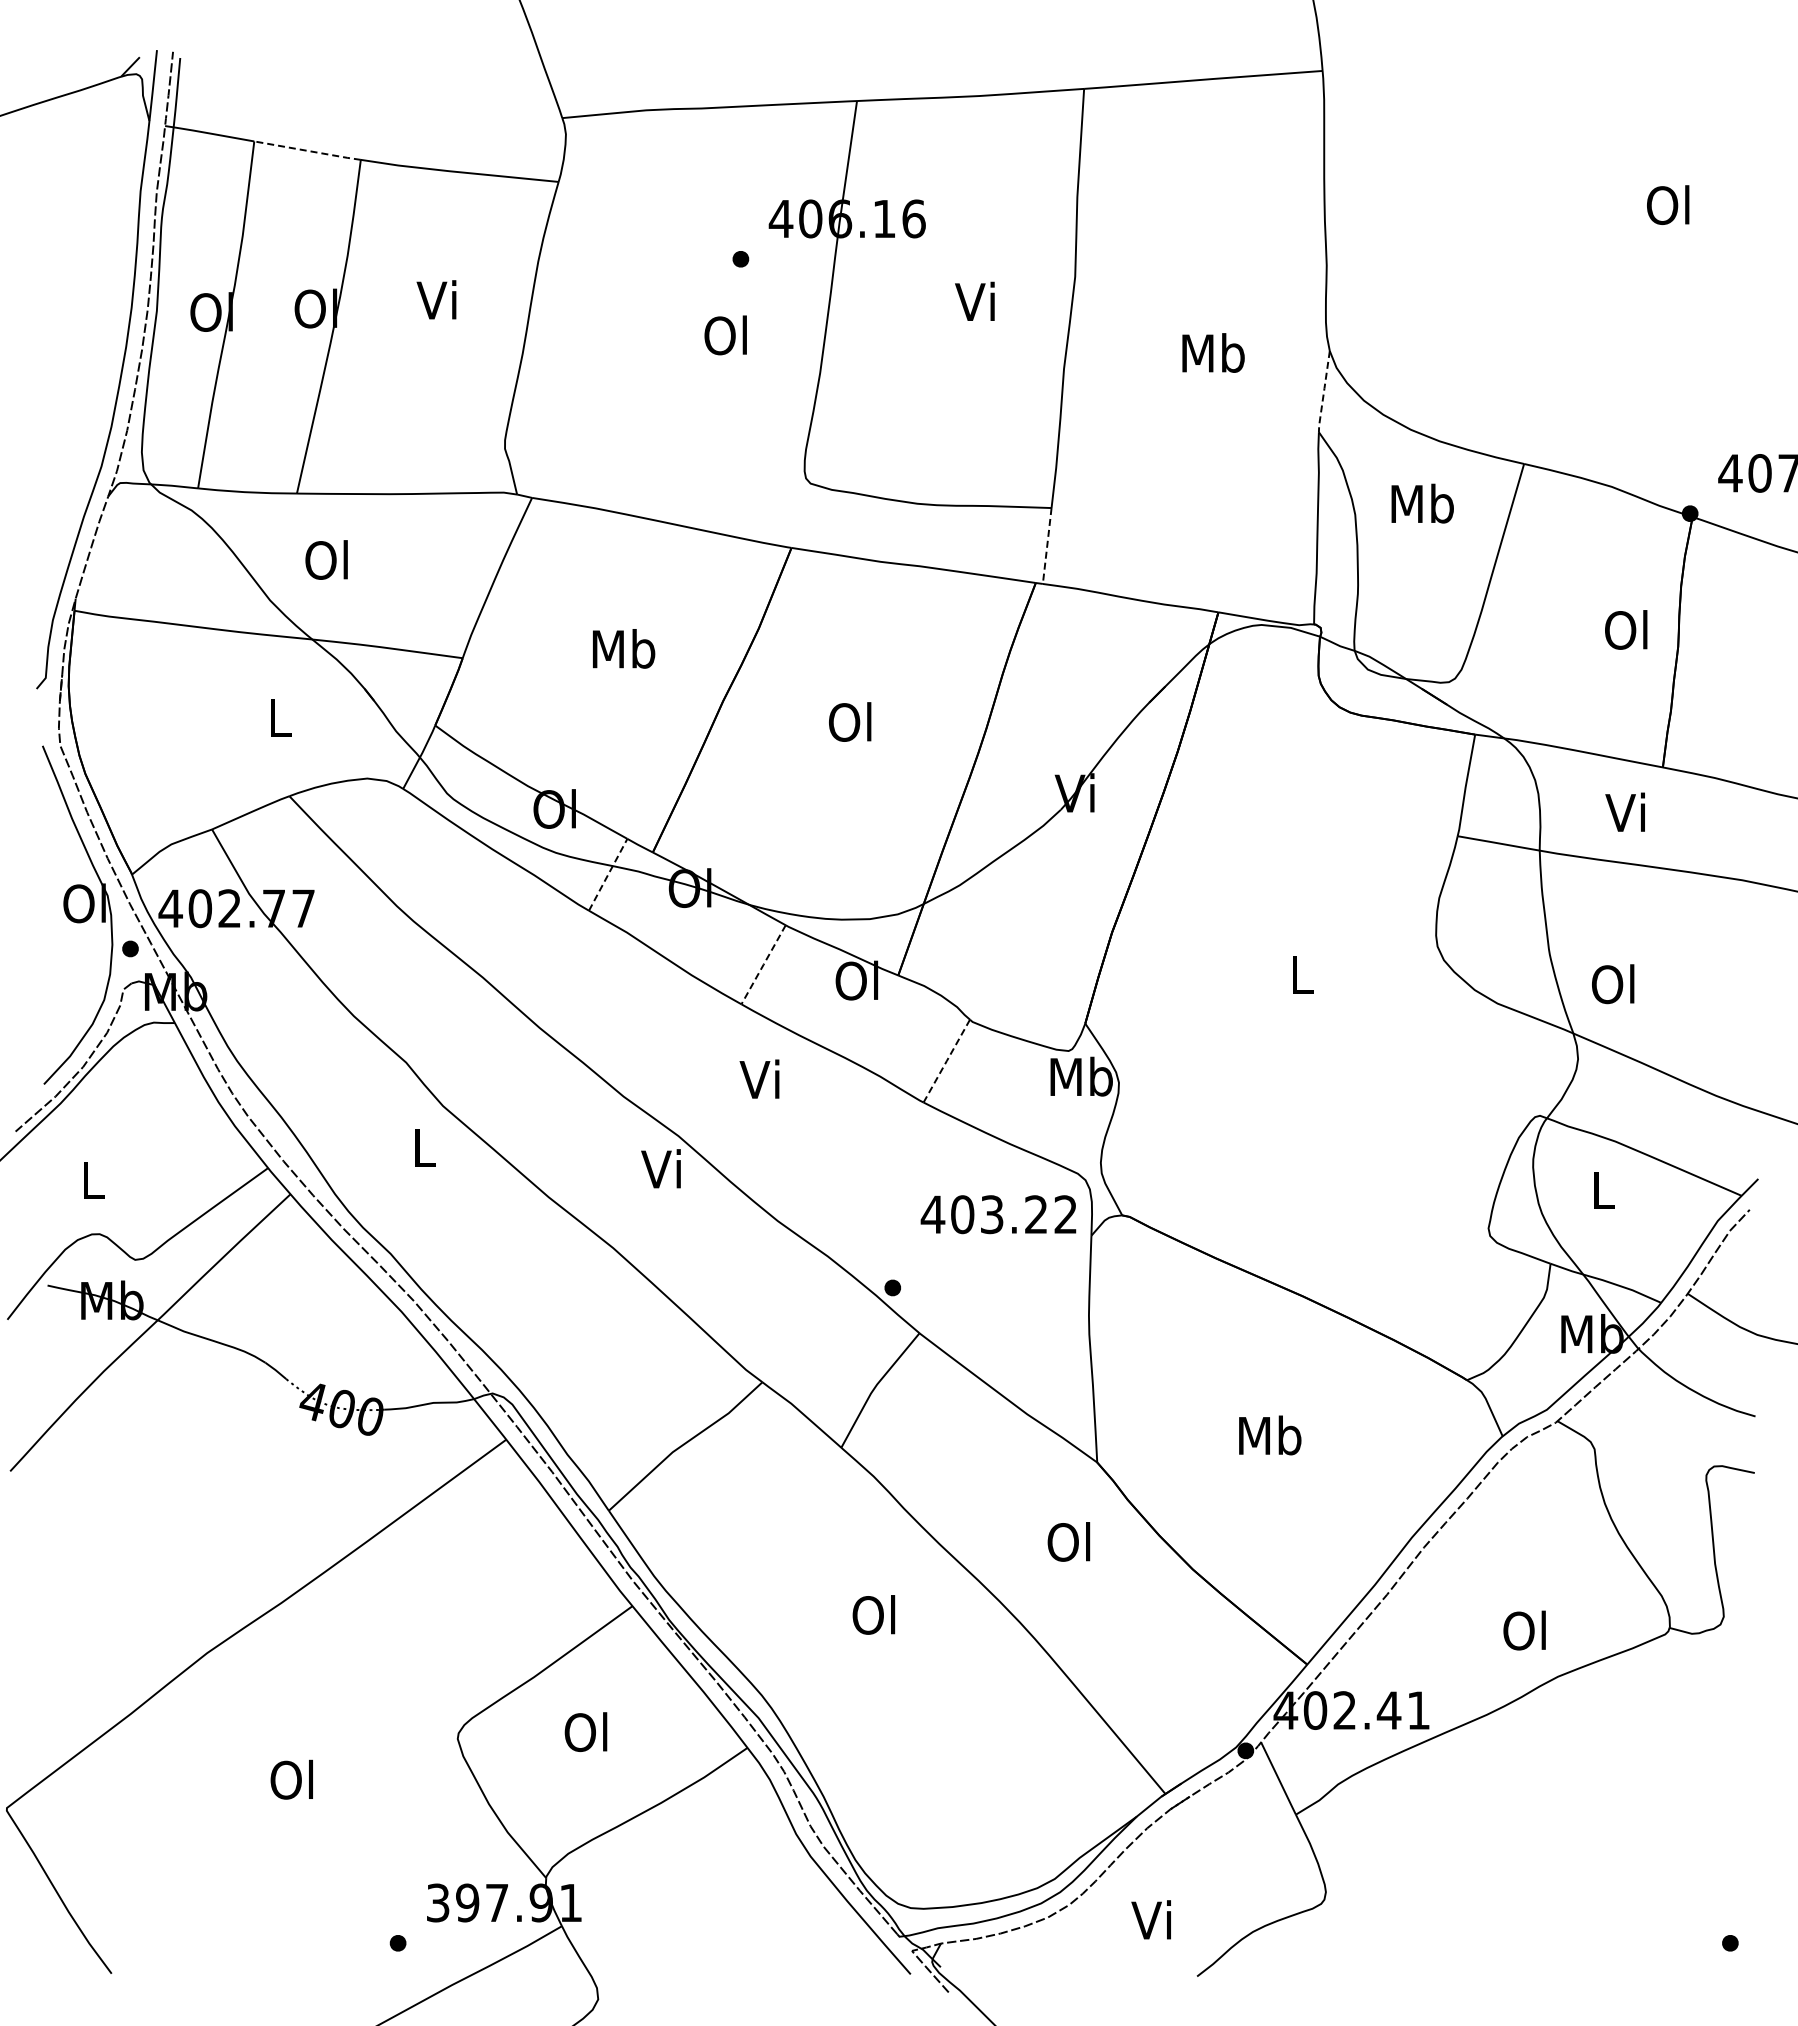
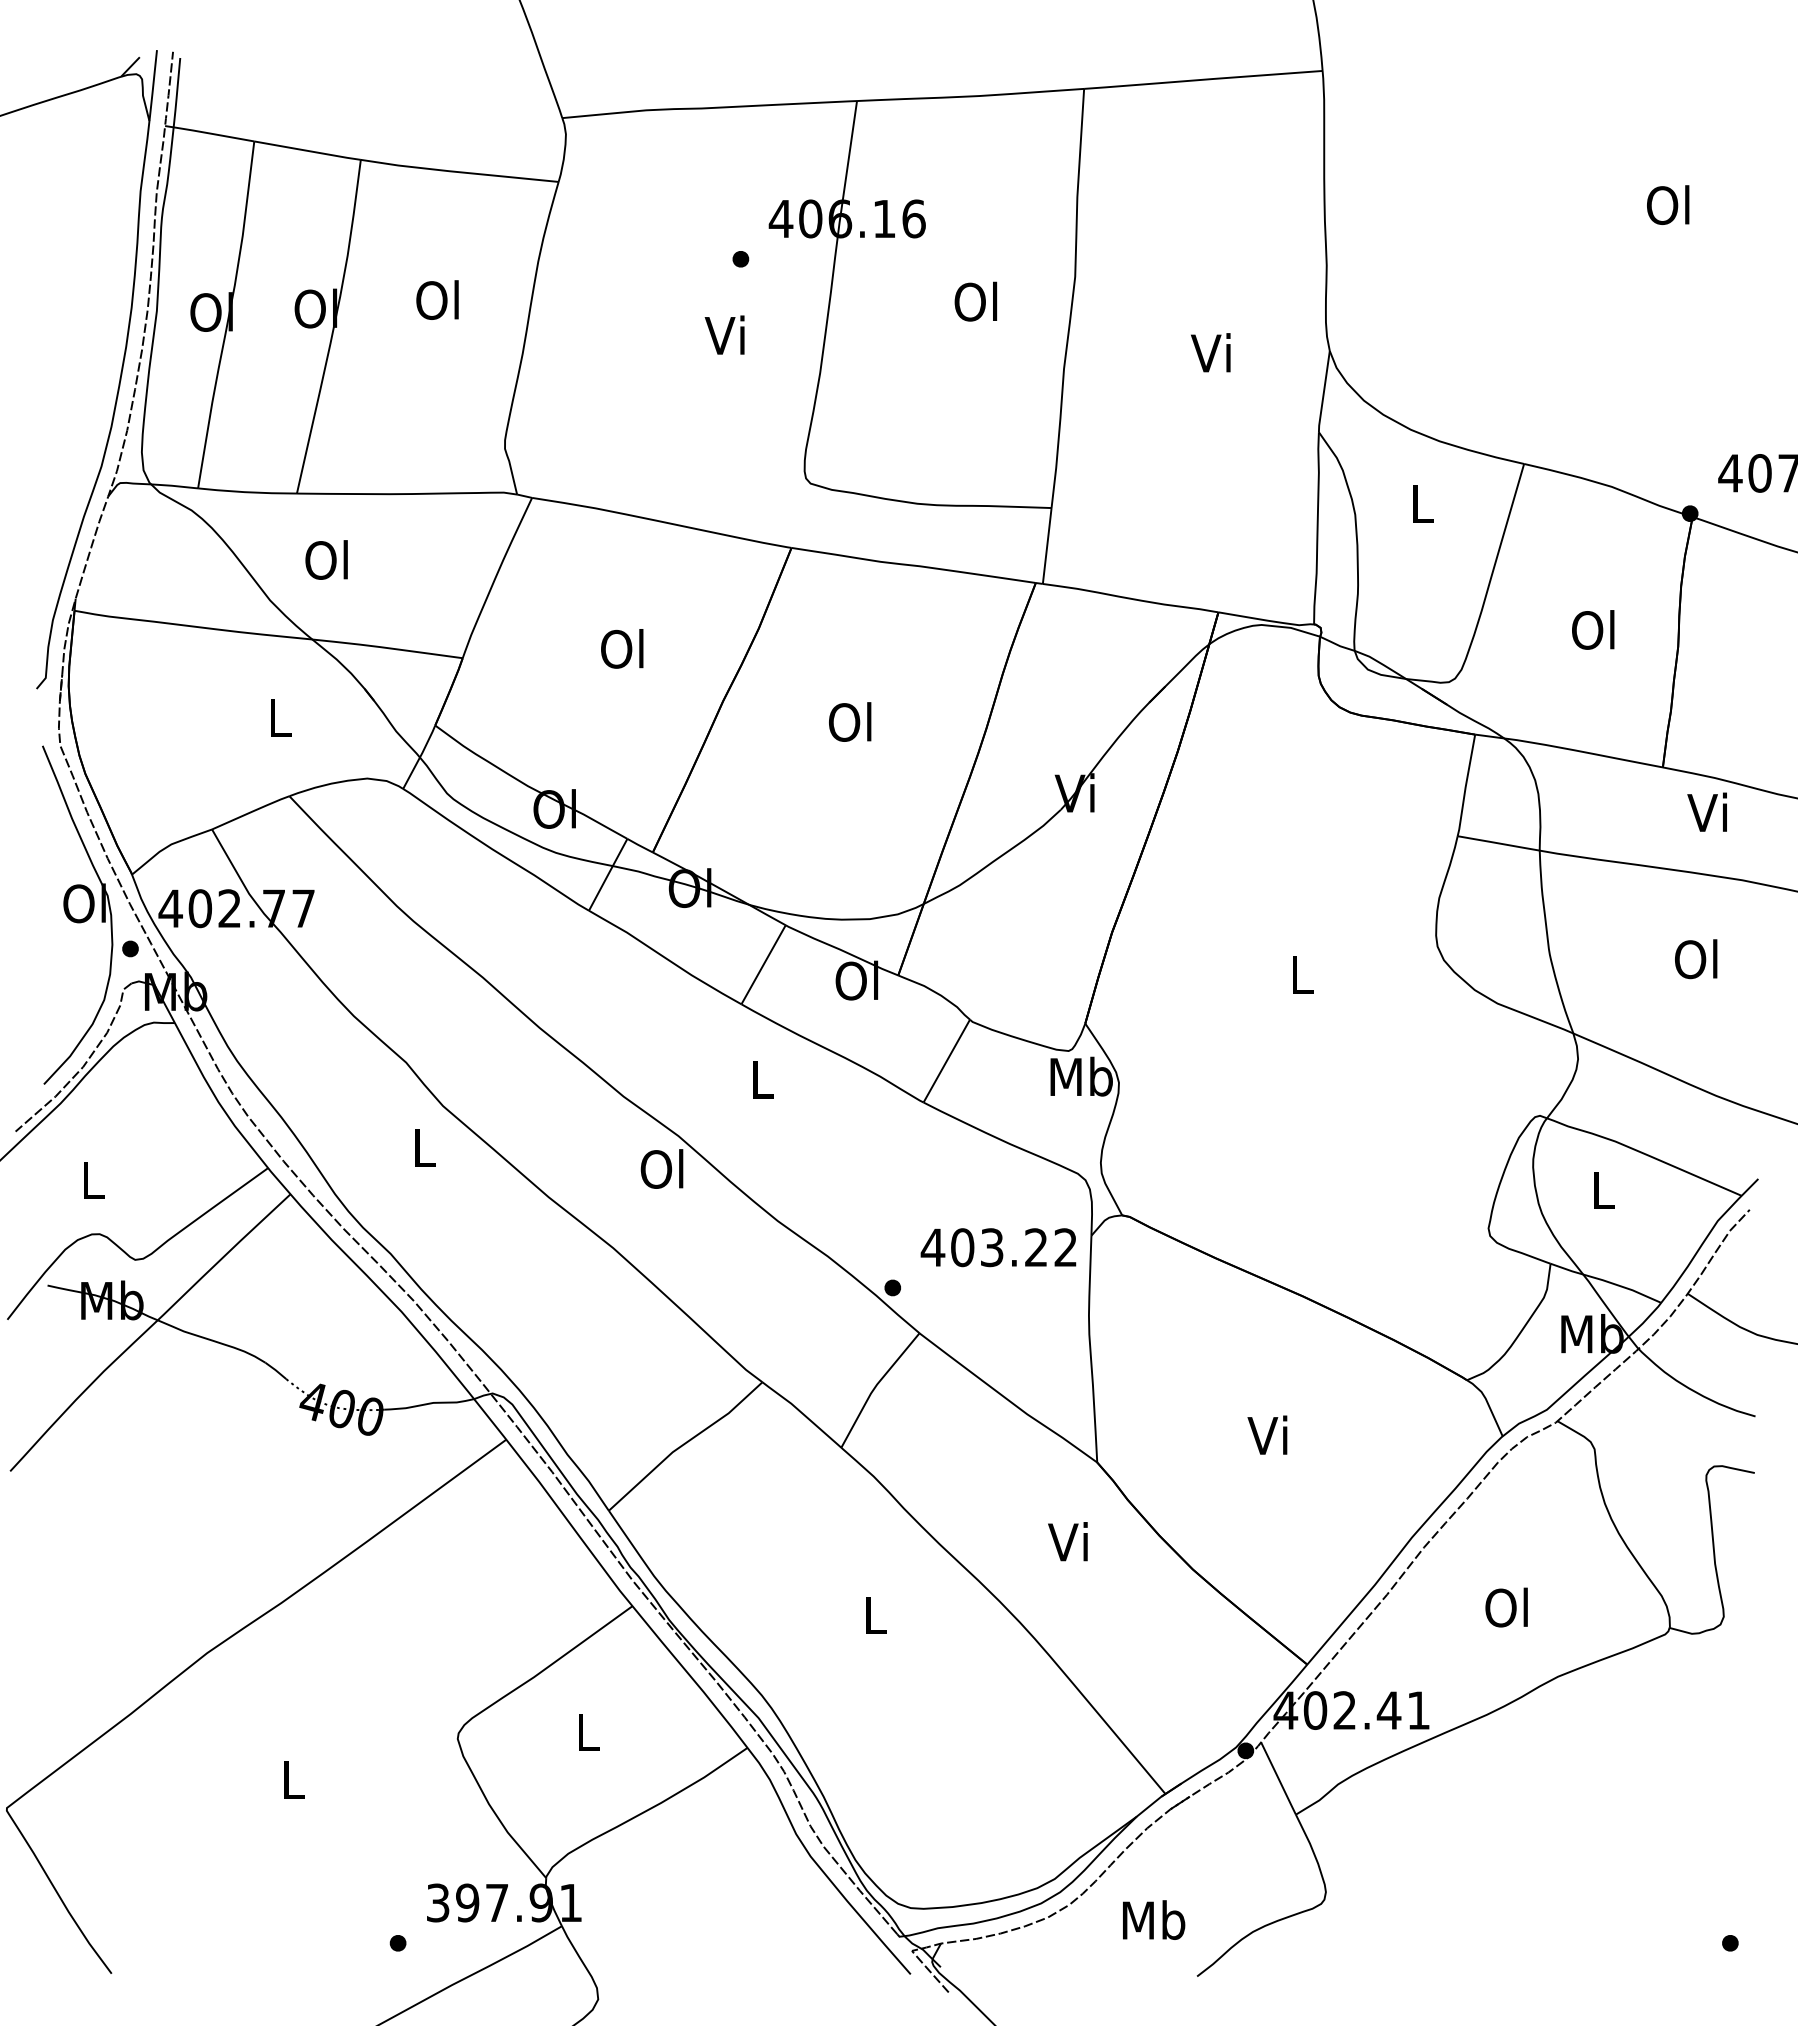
line: dashed -> solid (306, 150)
text: Vi -> Ol (437, 299)
text: Vi -> Ol (975, 301)
text: Ol -> Vi (725, 335)
text: Mb -> Vi (1213, 352)
line: dashed -> solid (1323, 392)
text: Mb -> L (1422, 503)
line: dashed -> solid (1047, 545)
text position: (1626, 629) -> (1593, 629) (1593, 629)
text: Mb -> Ol (623, 648)
text position: (1624, 811) -> (1706, 811) (1706, 811)
line: dashed -> solid (608, 874)
line: dashed -> solid (763, 964)
text position: (1613, 984) -> (1696, 959) (1696, 959)
line: dashed -> solid (946, 1061)
text: Vi -> L (759, 1078)
text: Vi -> Ol (661, 1168)
text position: (998, 1214) -> (998, 1247) (998, 1247)
text: Mb -> Vi (1270, 1435)
text: Ol -> Vi (1068, 1541)
text: Ol -> L (873, 1614)
text position: (1524, 1630) -> (1506, 1607) (1506, 1607)
text: Ol -> L (585, 1732)
text: Ol -> L (291, 1779)
text: Vi -> Mb (1154, 1919)
